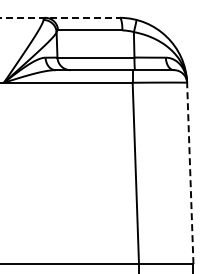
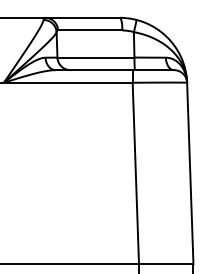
line: dashed -> solid (60, 17)
line: dashed -> solid (190, 173)
